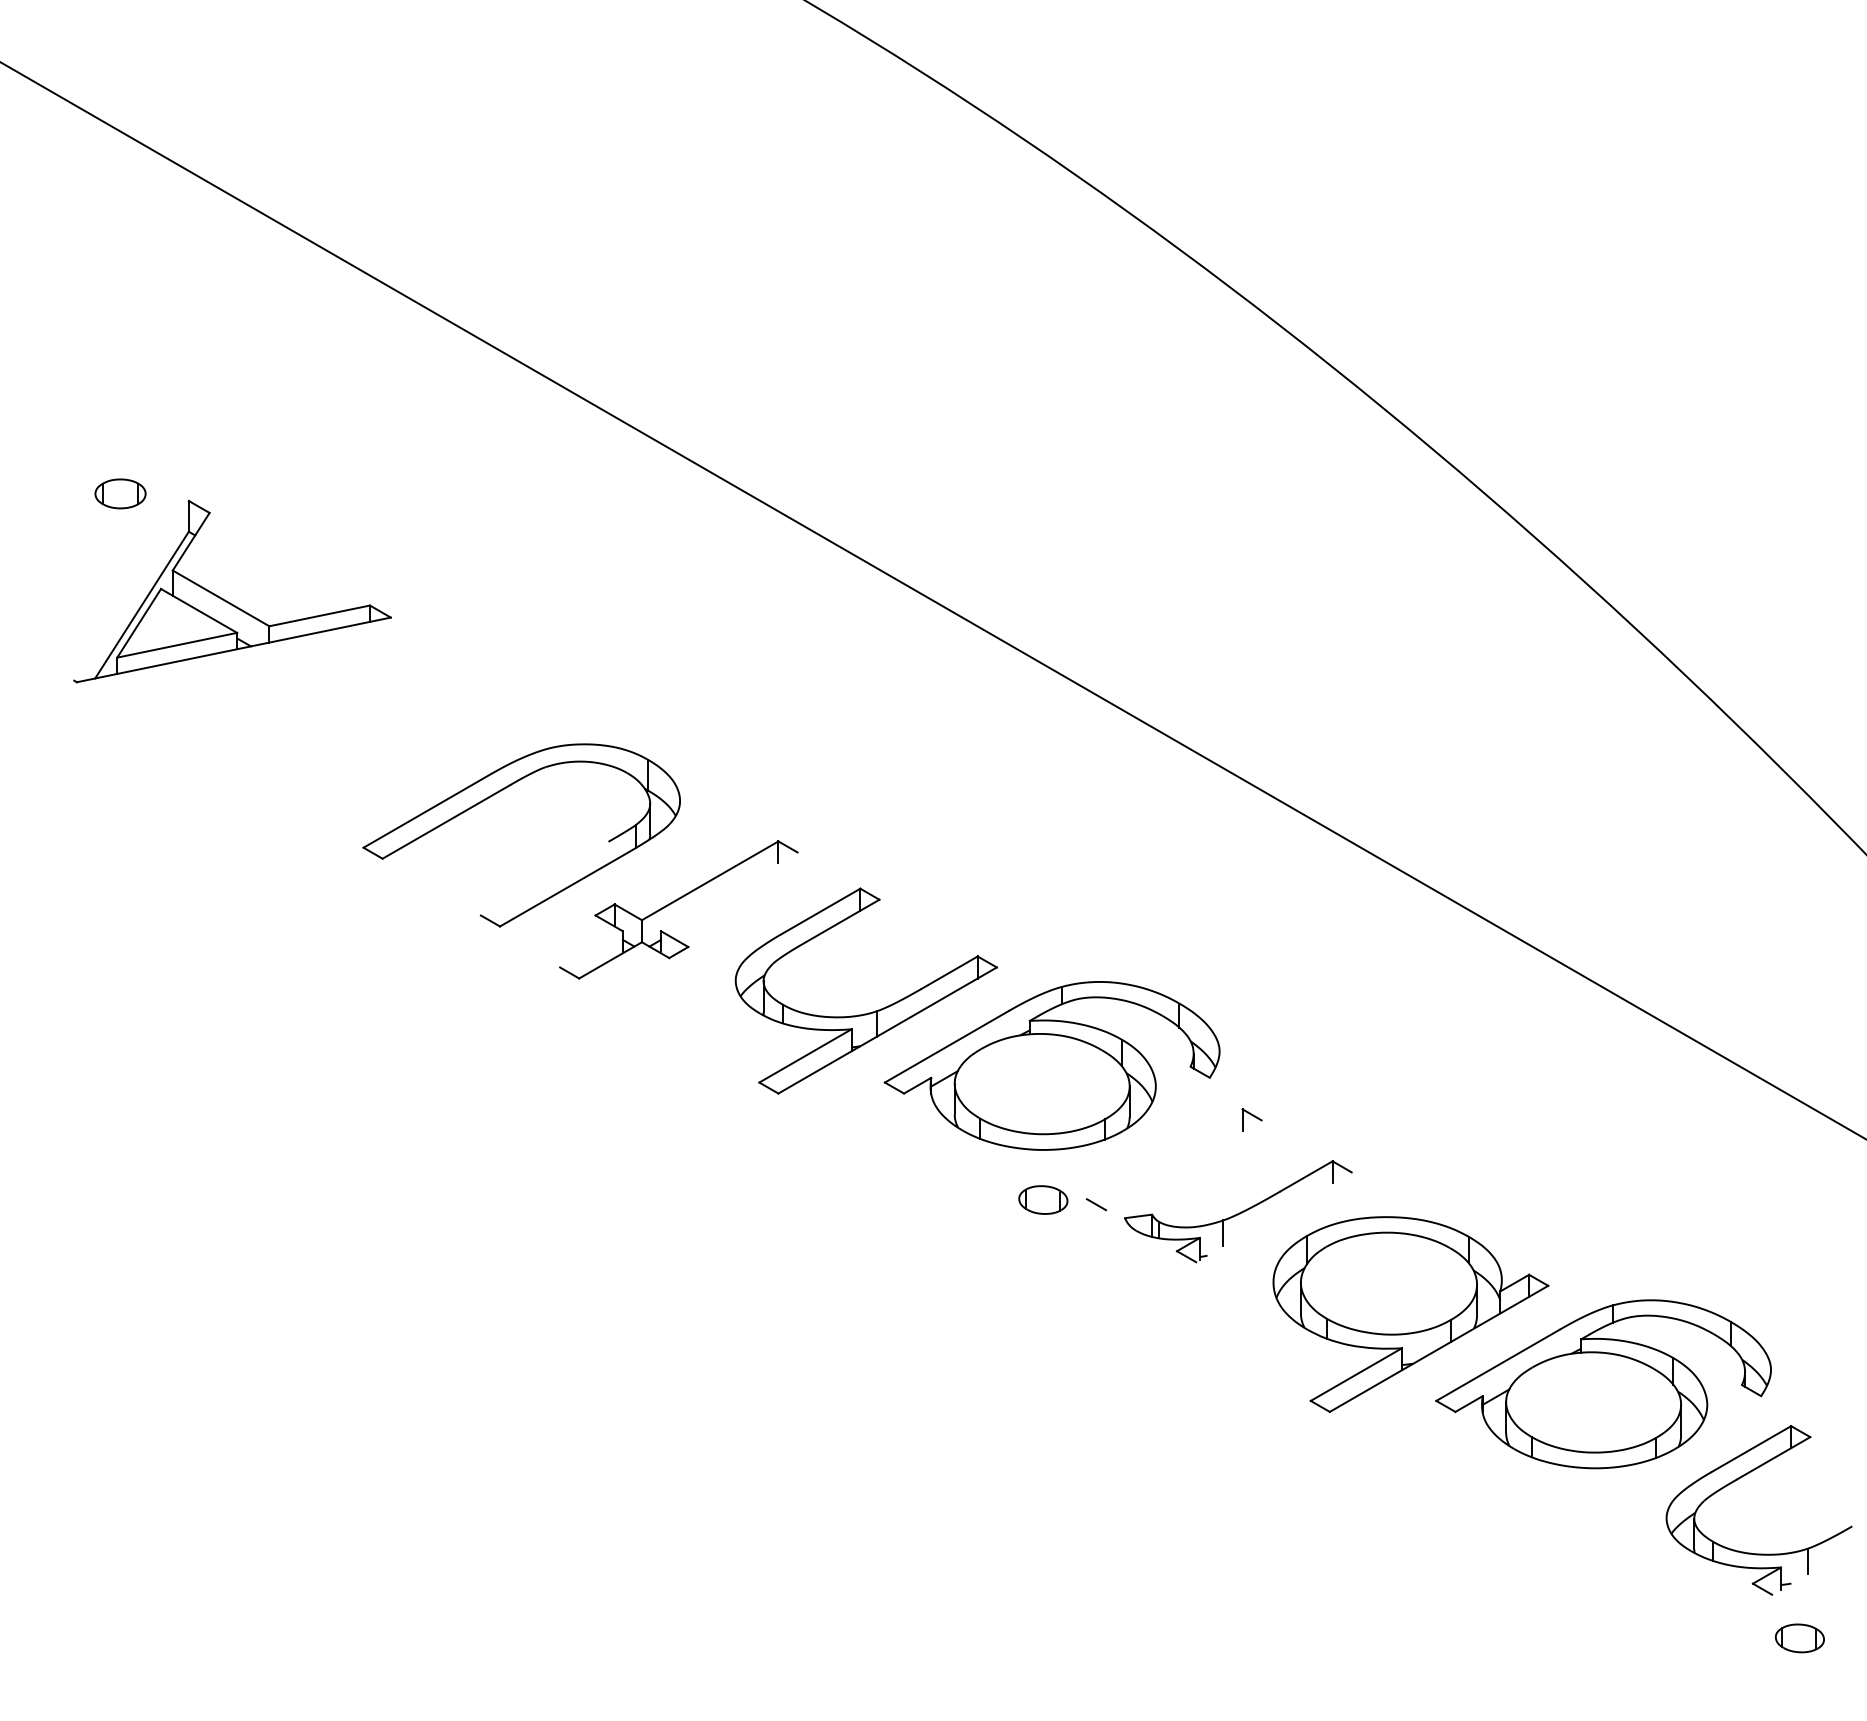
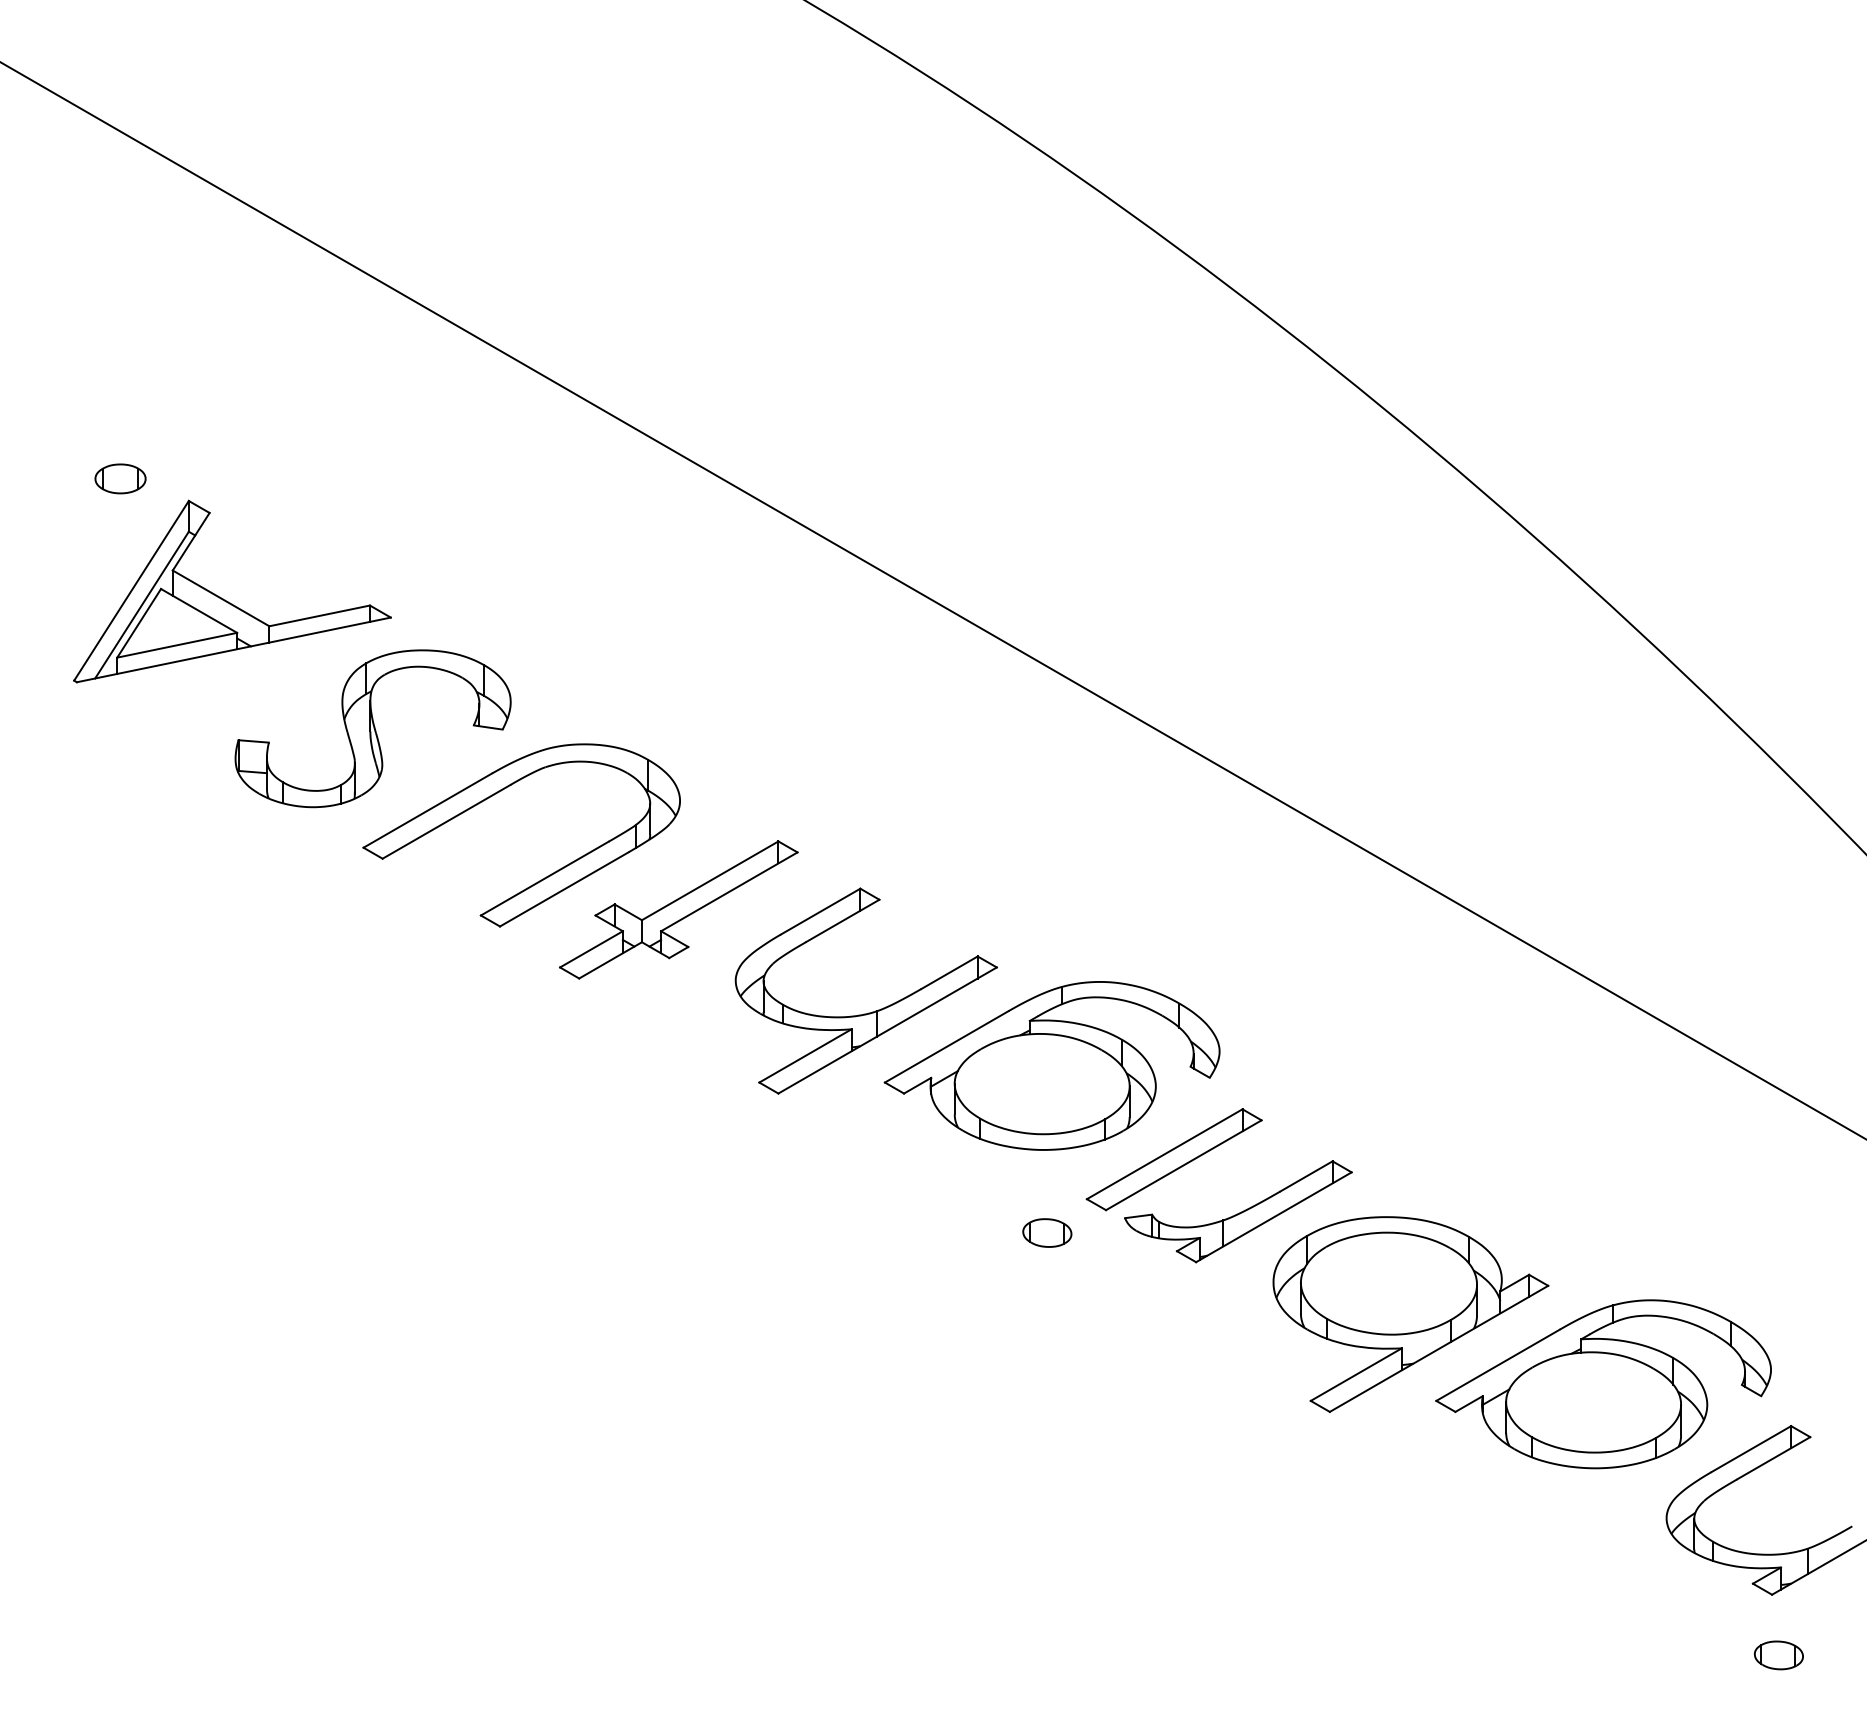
part position: (120, 493) -> (120, 478) (120, 478)
line: none -> present (131, 590)
part: none -> present (372, 728)
line: none -> present (544, 878)
line: none -> present (729, 891)
line: none -> present (591, 949)
line: none -> present (1164, 1154)
line: none -> present (1183, 1165)
part position: (1043, 1199) -> (1047, 1232) (1047, 1232)
line: none -> present (1273, 1217)
line: none -> present (1817, 1568)
part position: (1799, 1638) -> (1778, 1655) (1778, 1655)
